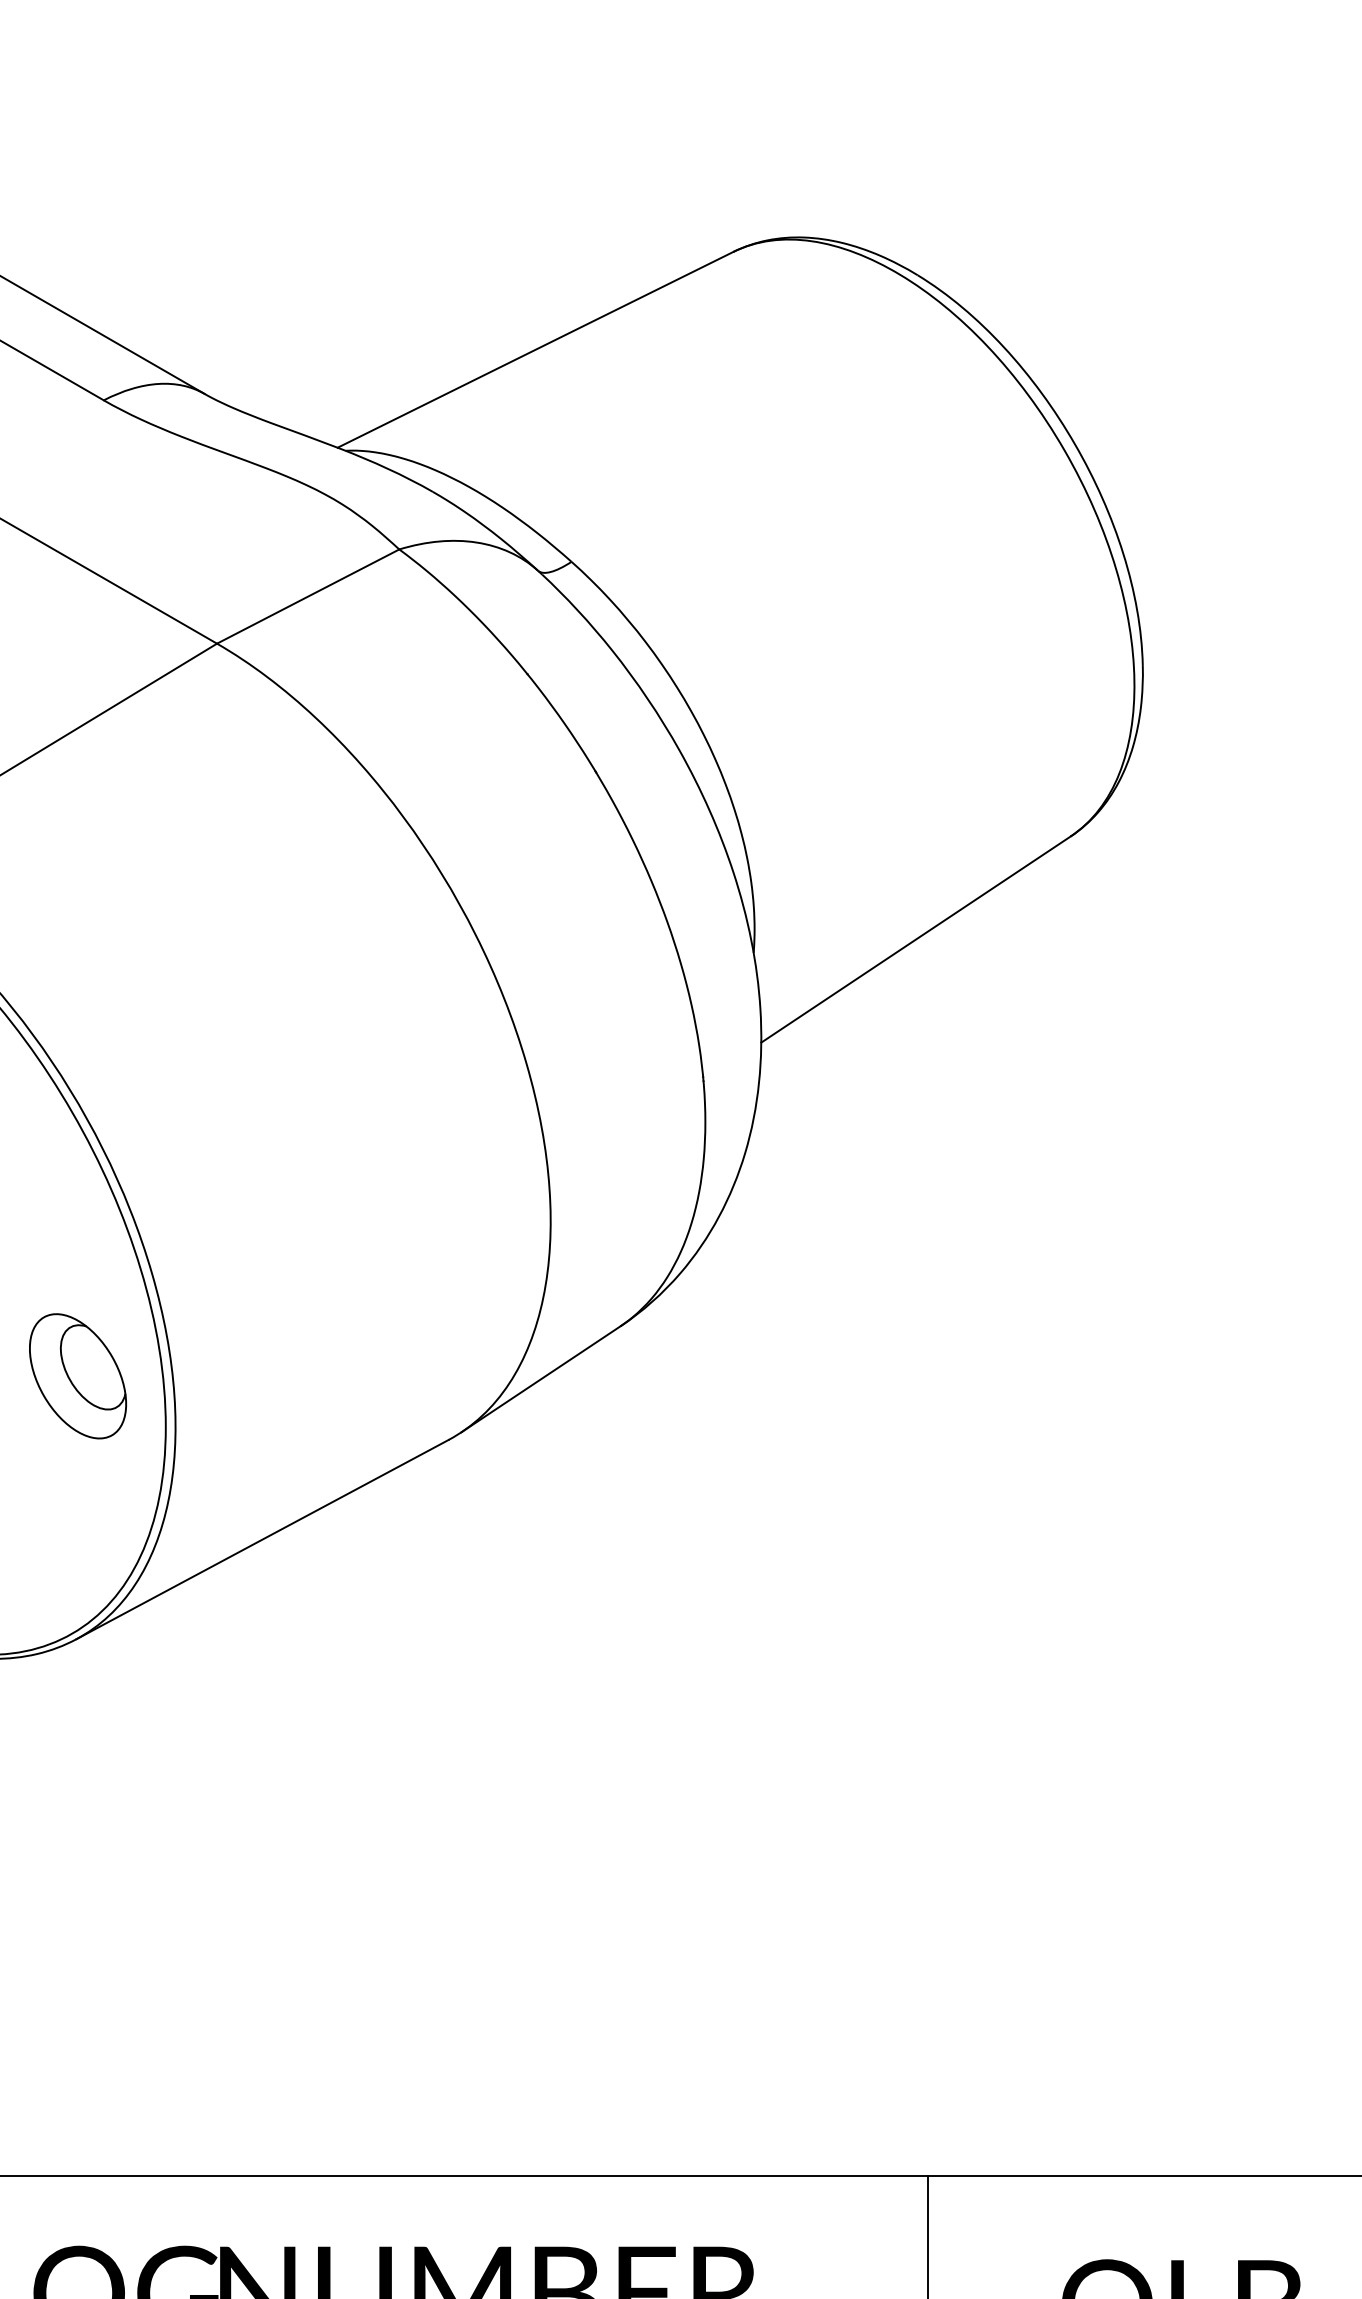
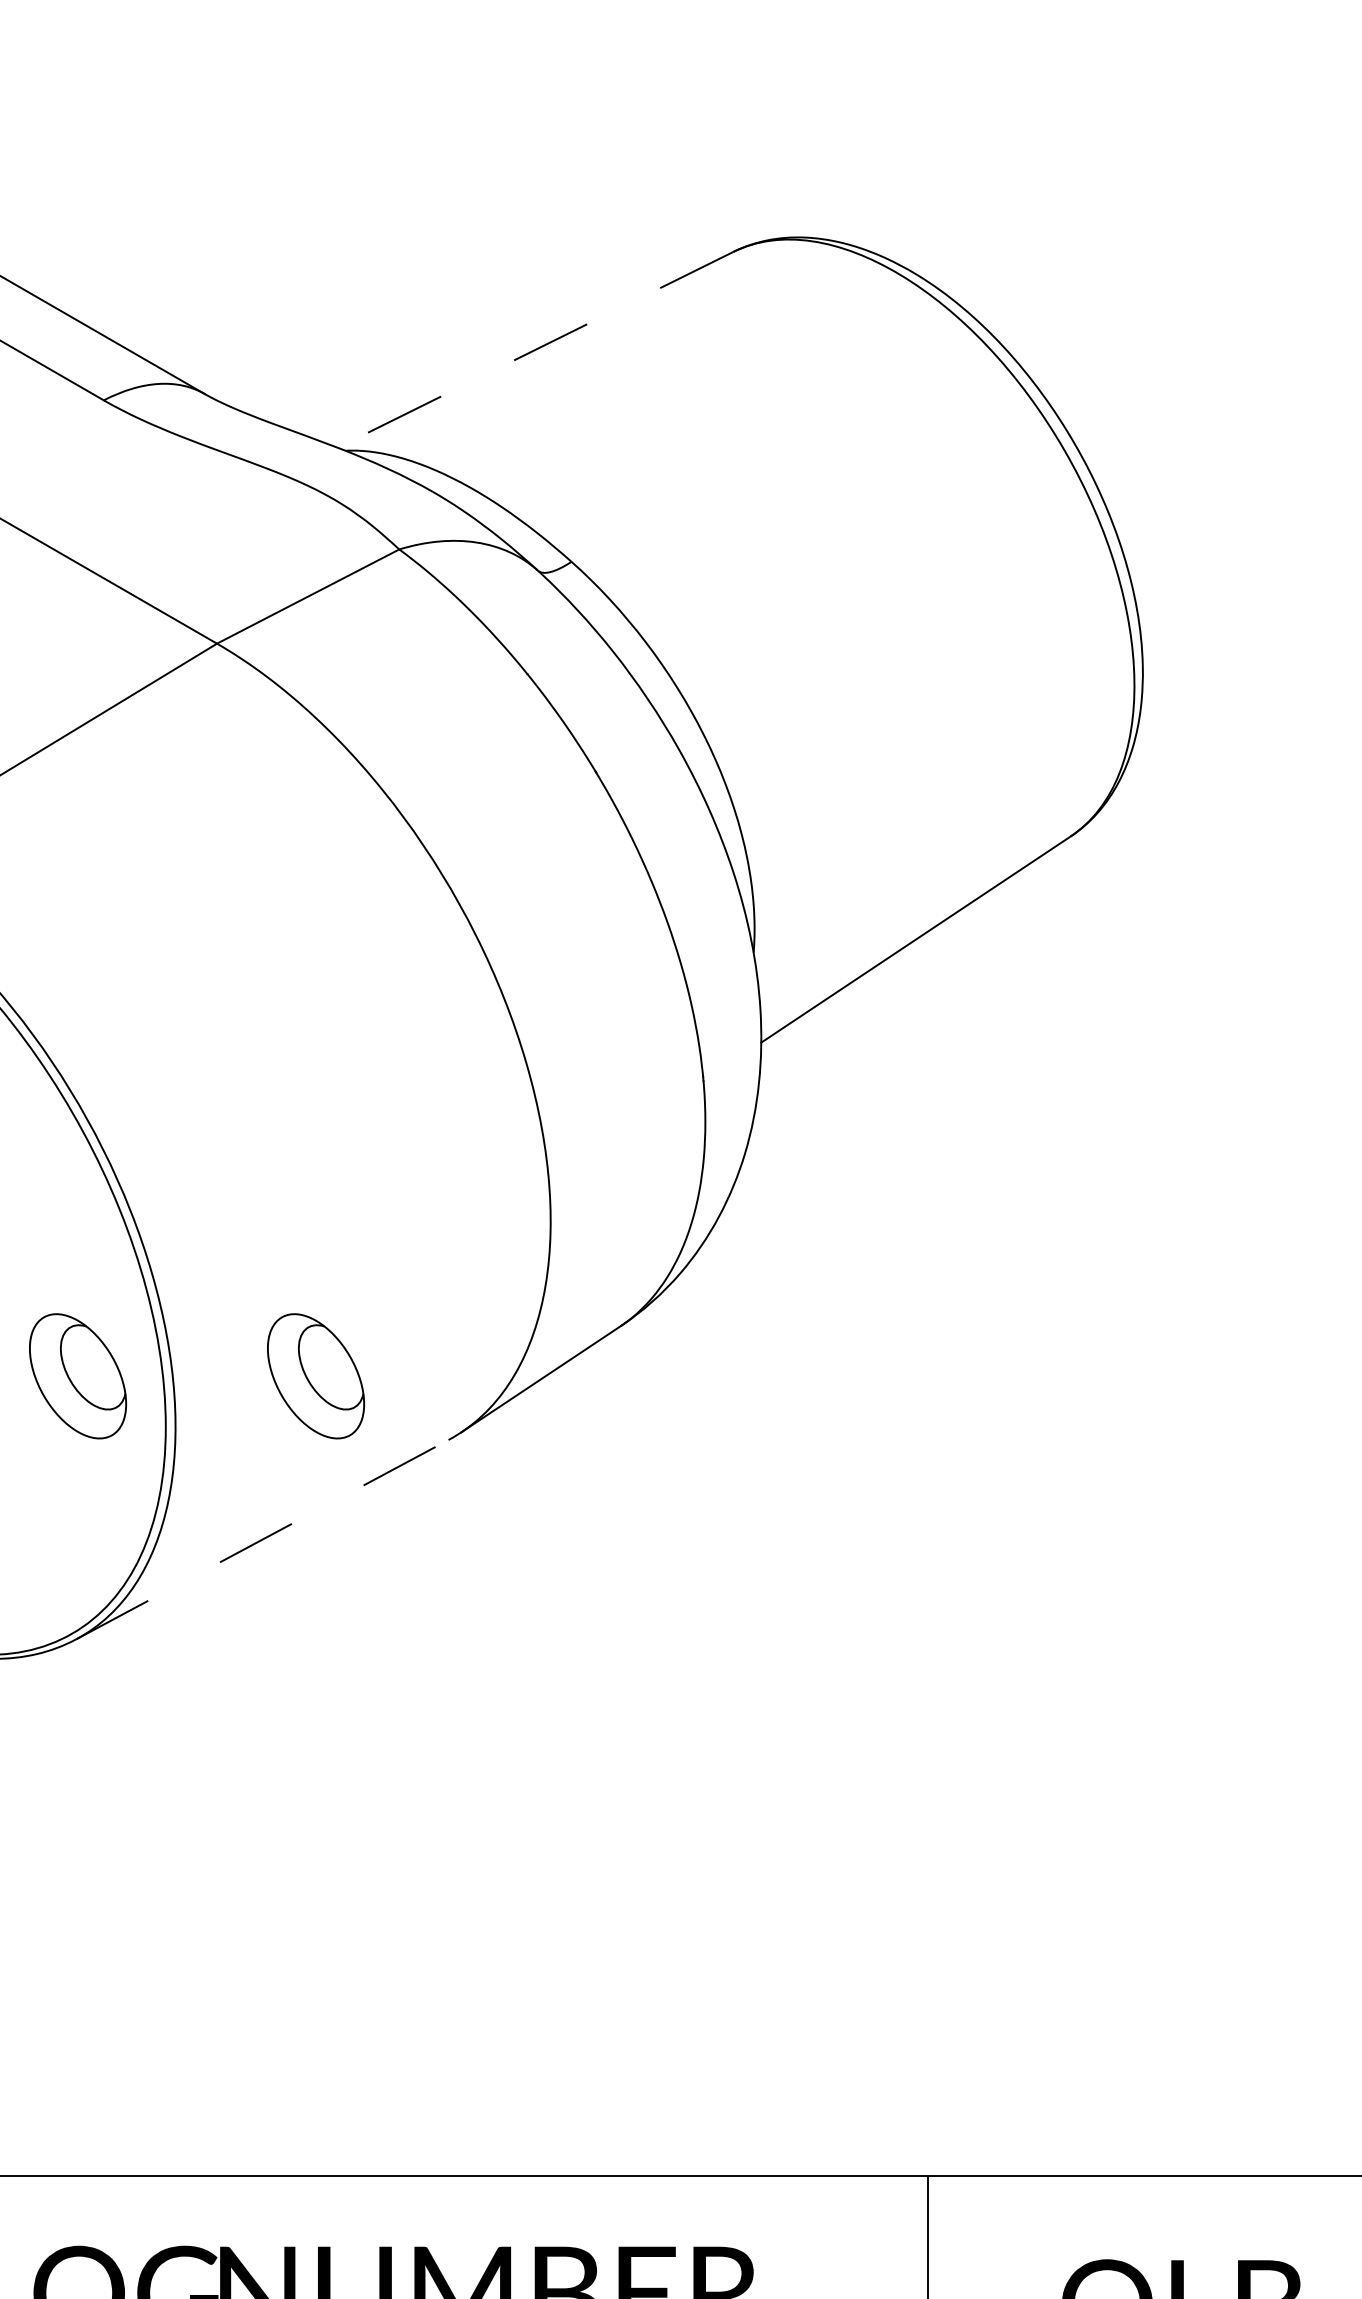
line: solid -> dashed (535, 349)
part: none -> present (315, 1376)
line: solid -> dashed (262, 1539)
